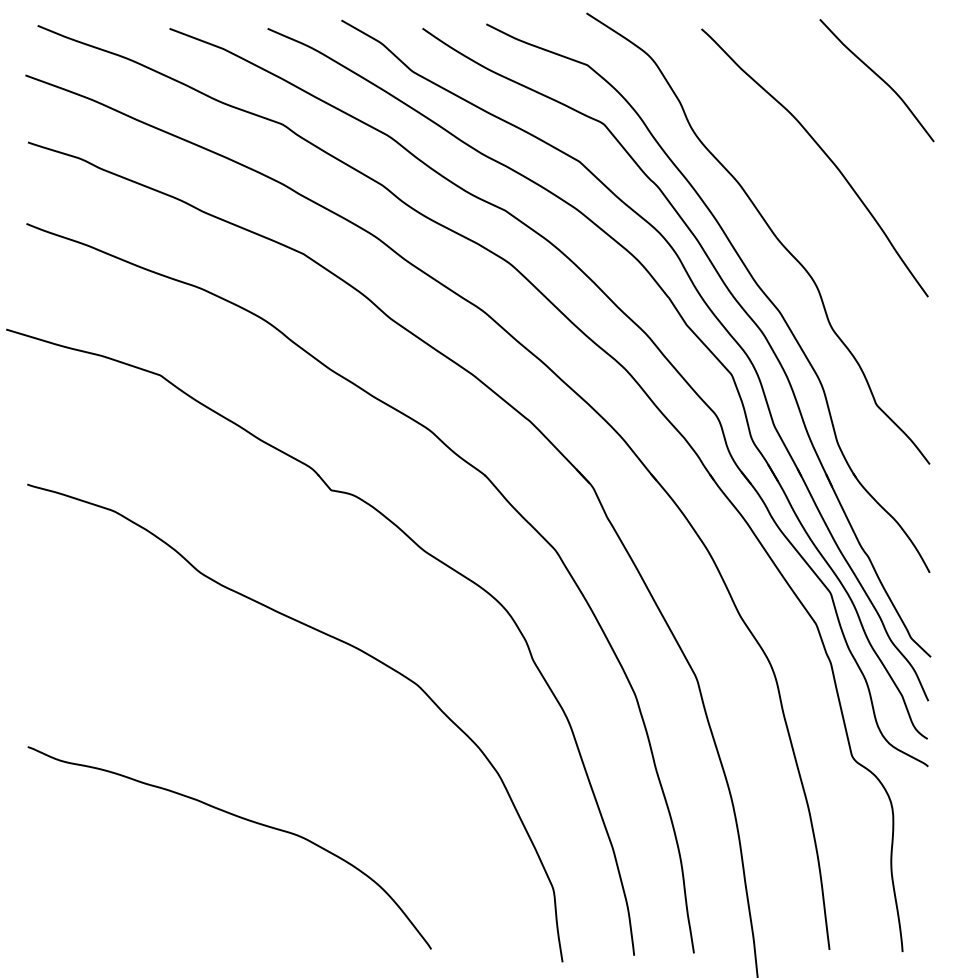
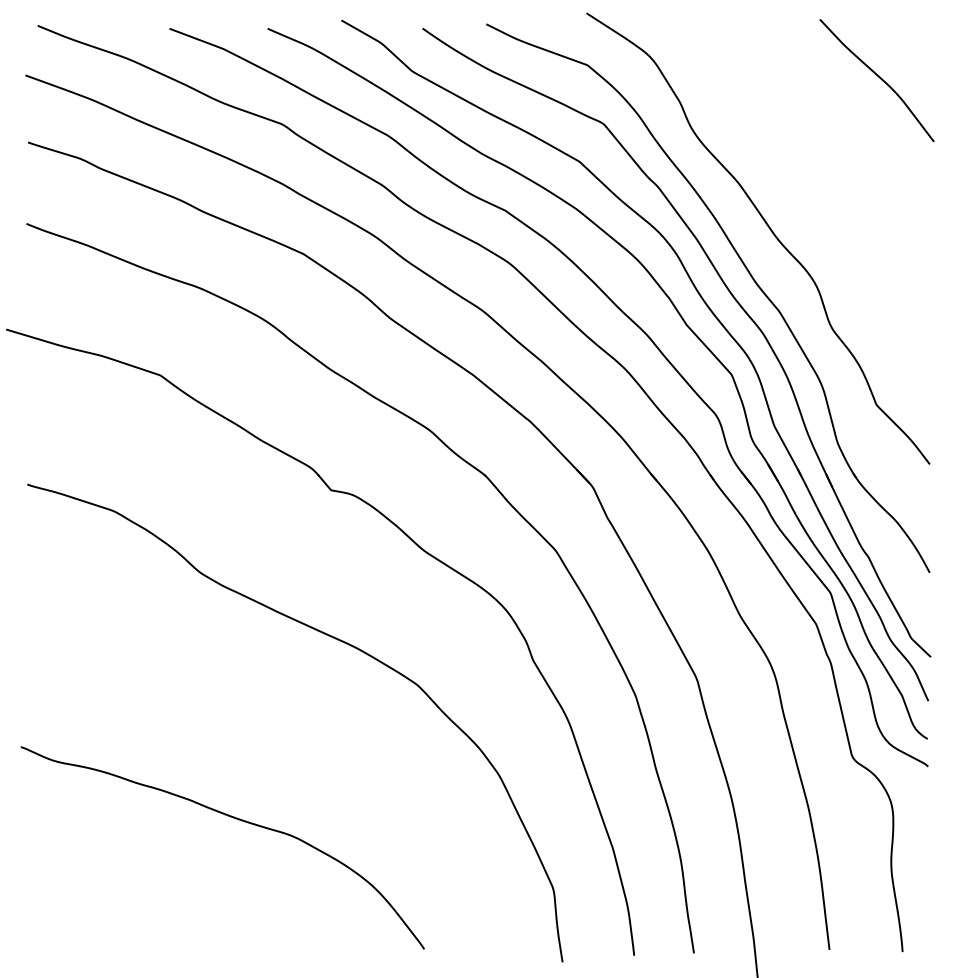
curve: present -> none (824, 154)
curve position: (240, 818) -> (233, 818) (233, 818)
